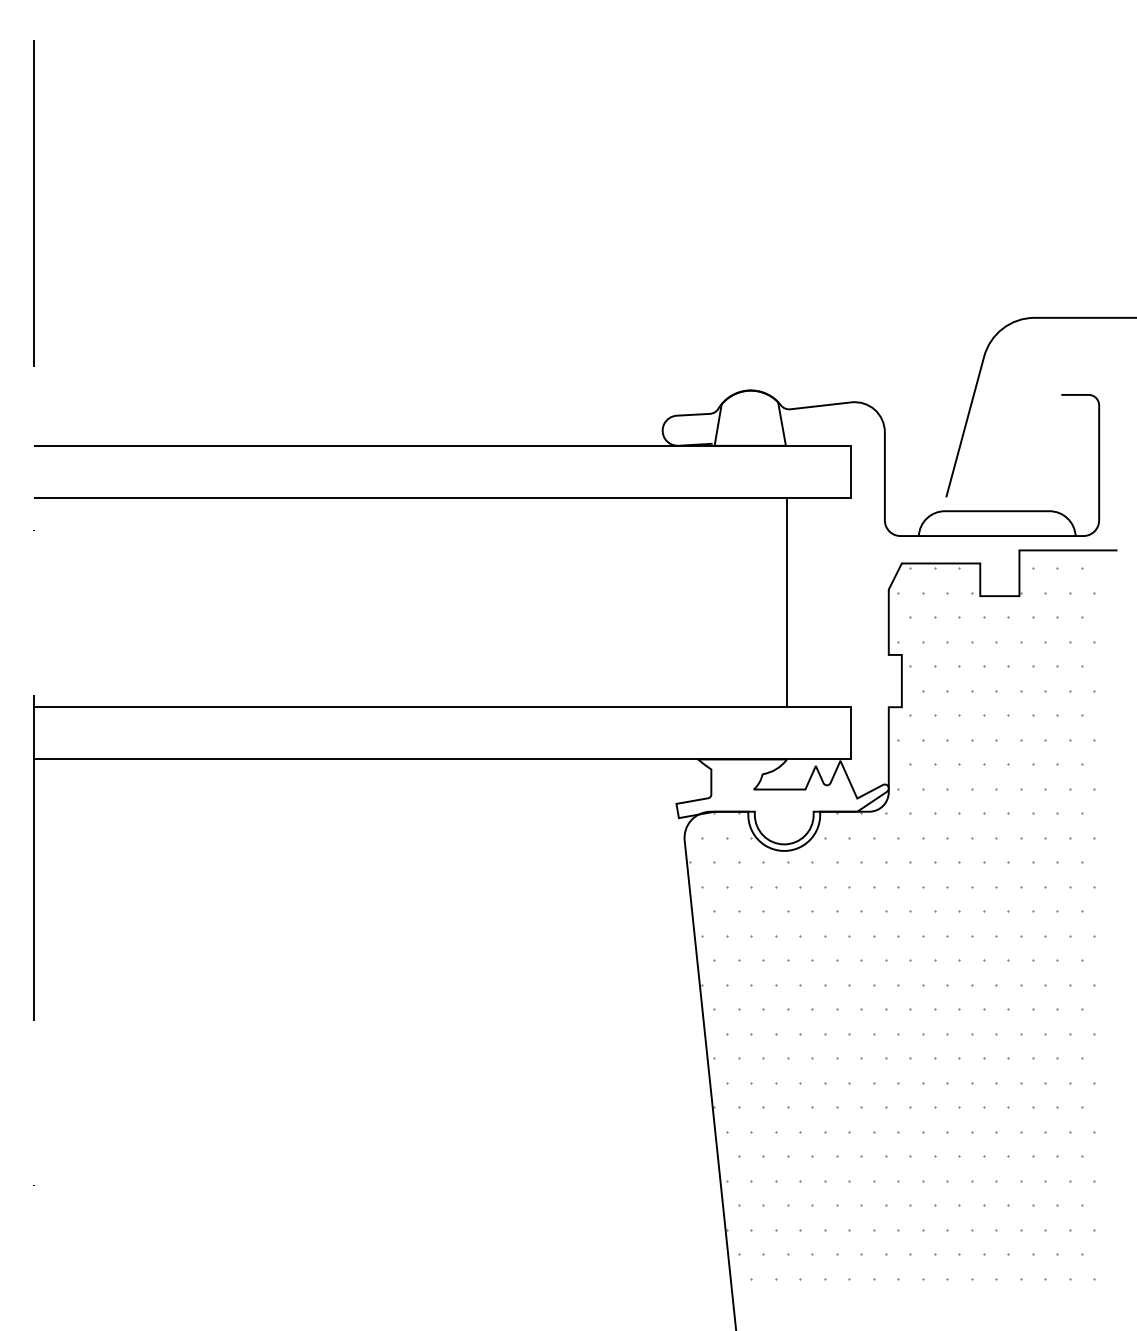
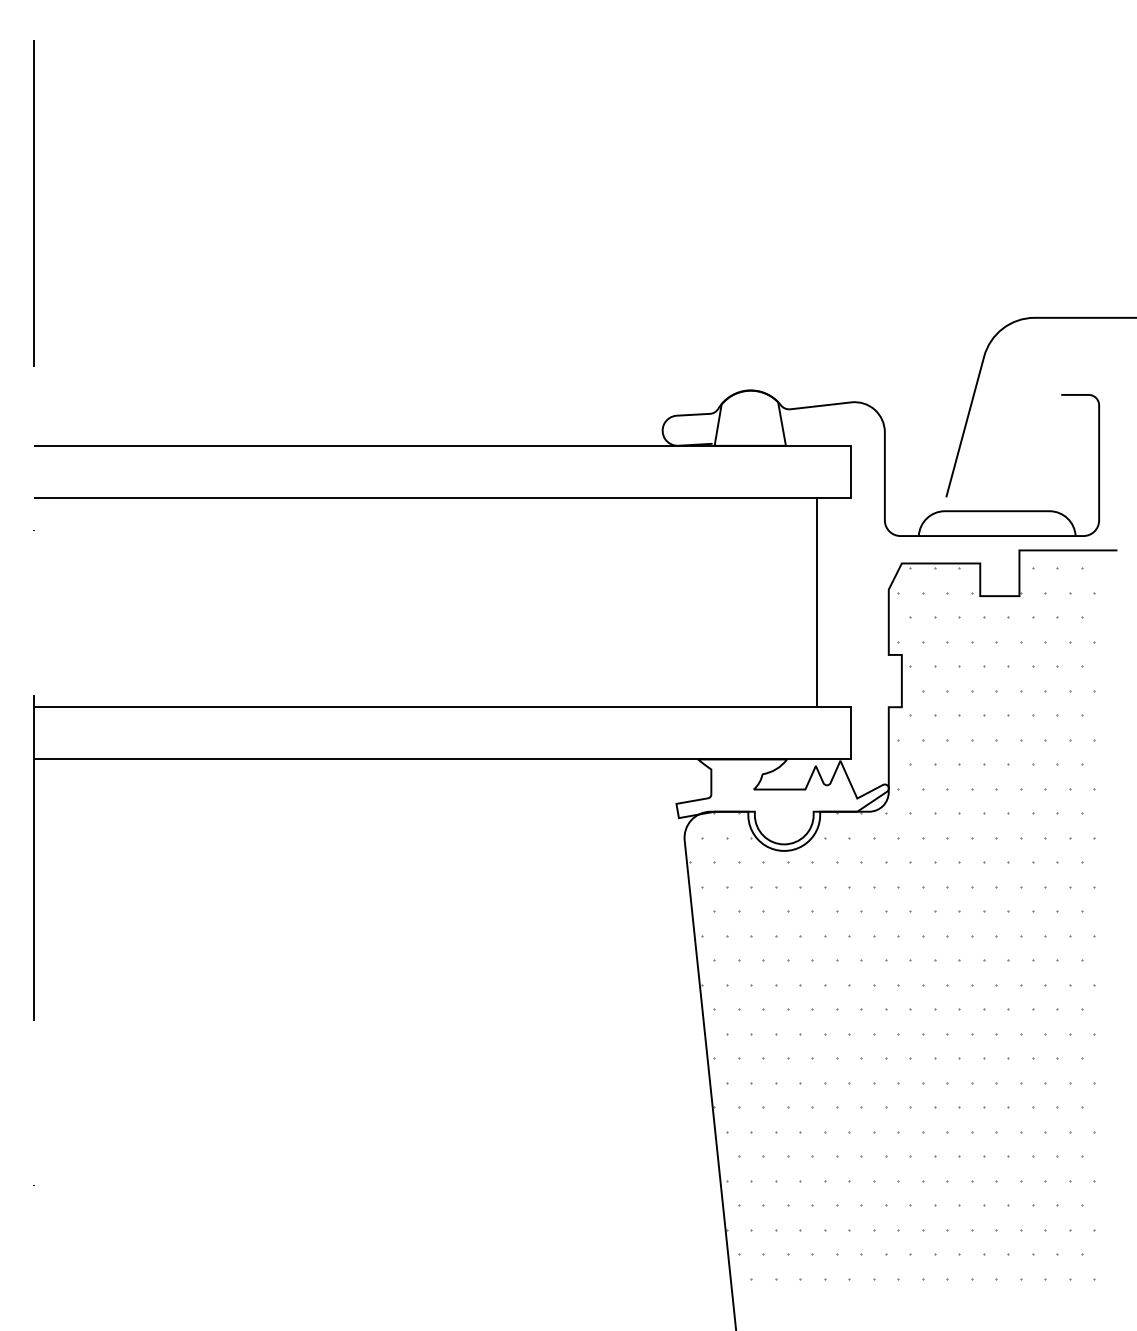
line position: (786, 602) -> (816, 602) (816, 602)
